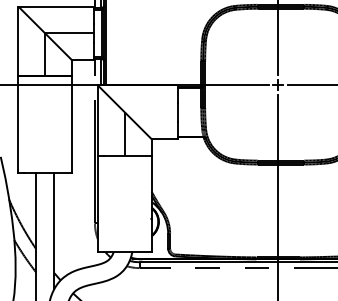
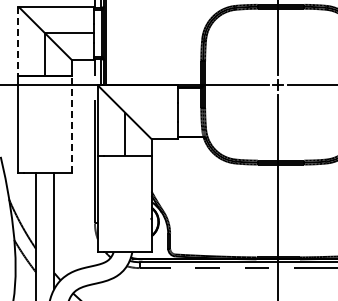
line: solid -> dashed (18, 41)
line: solid -> dashed (72, 123)
